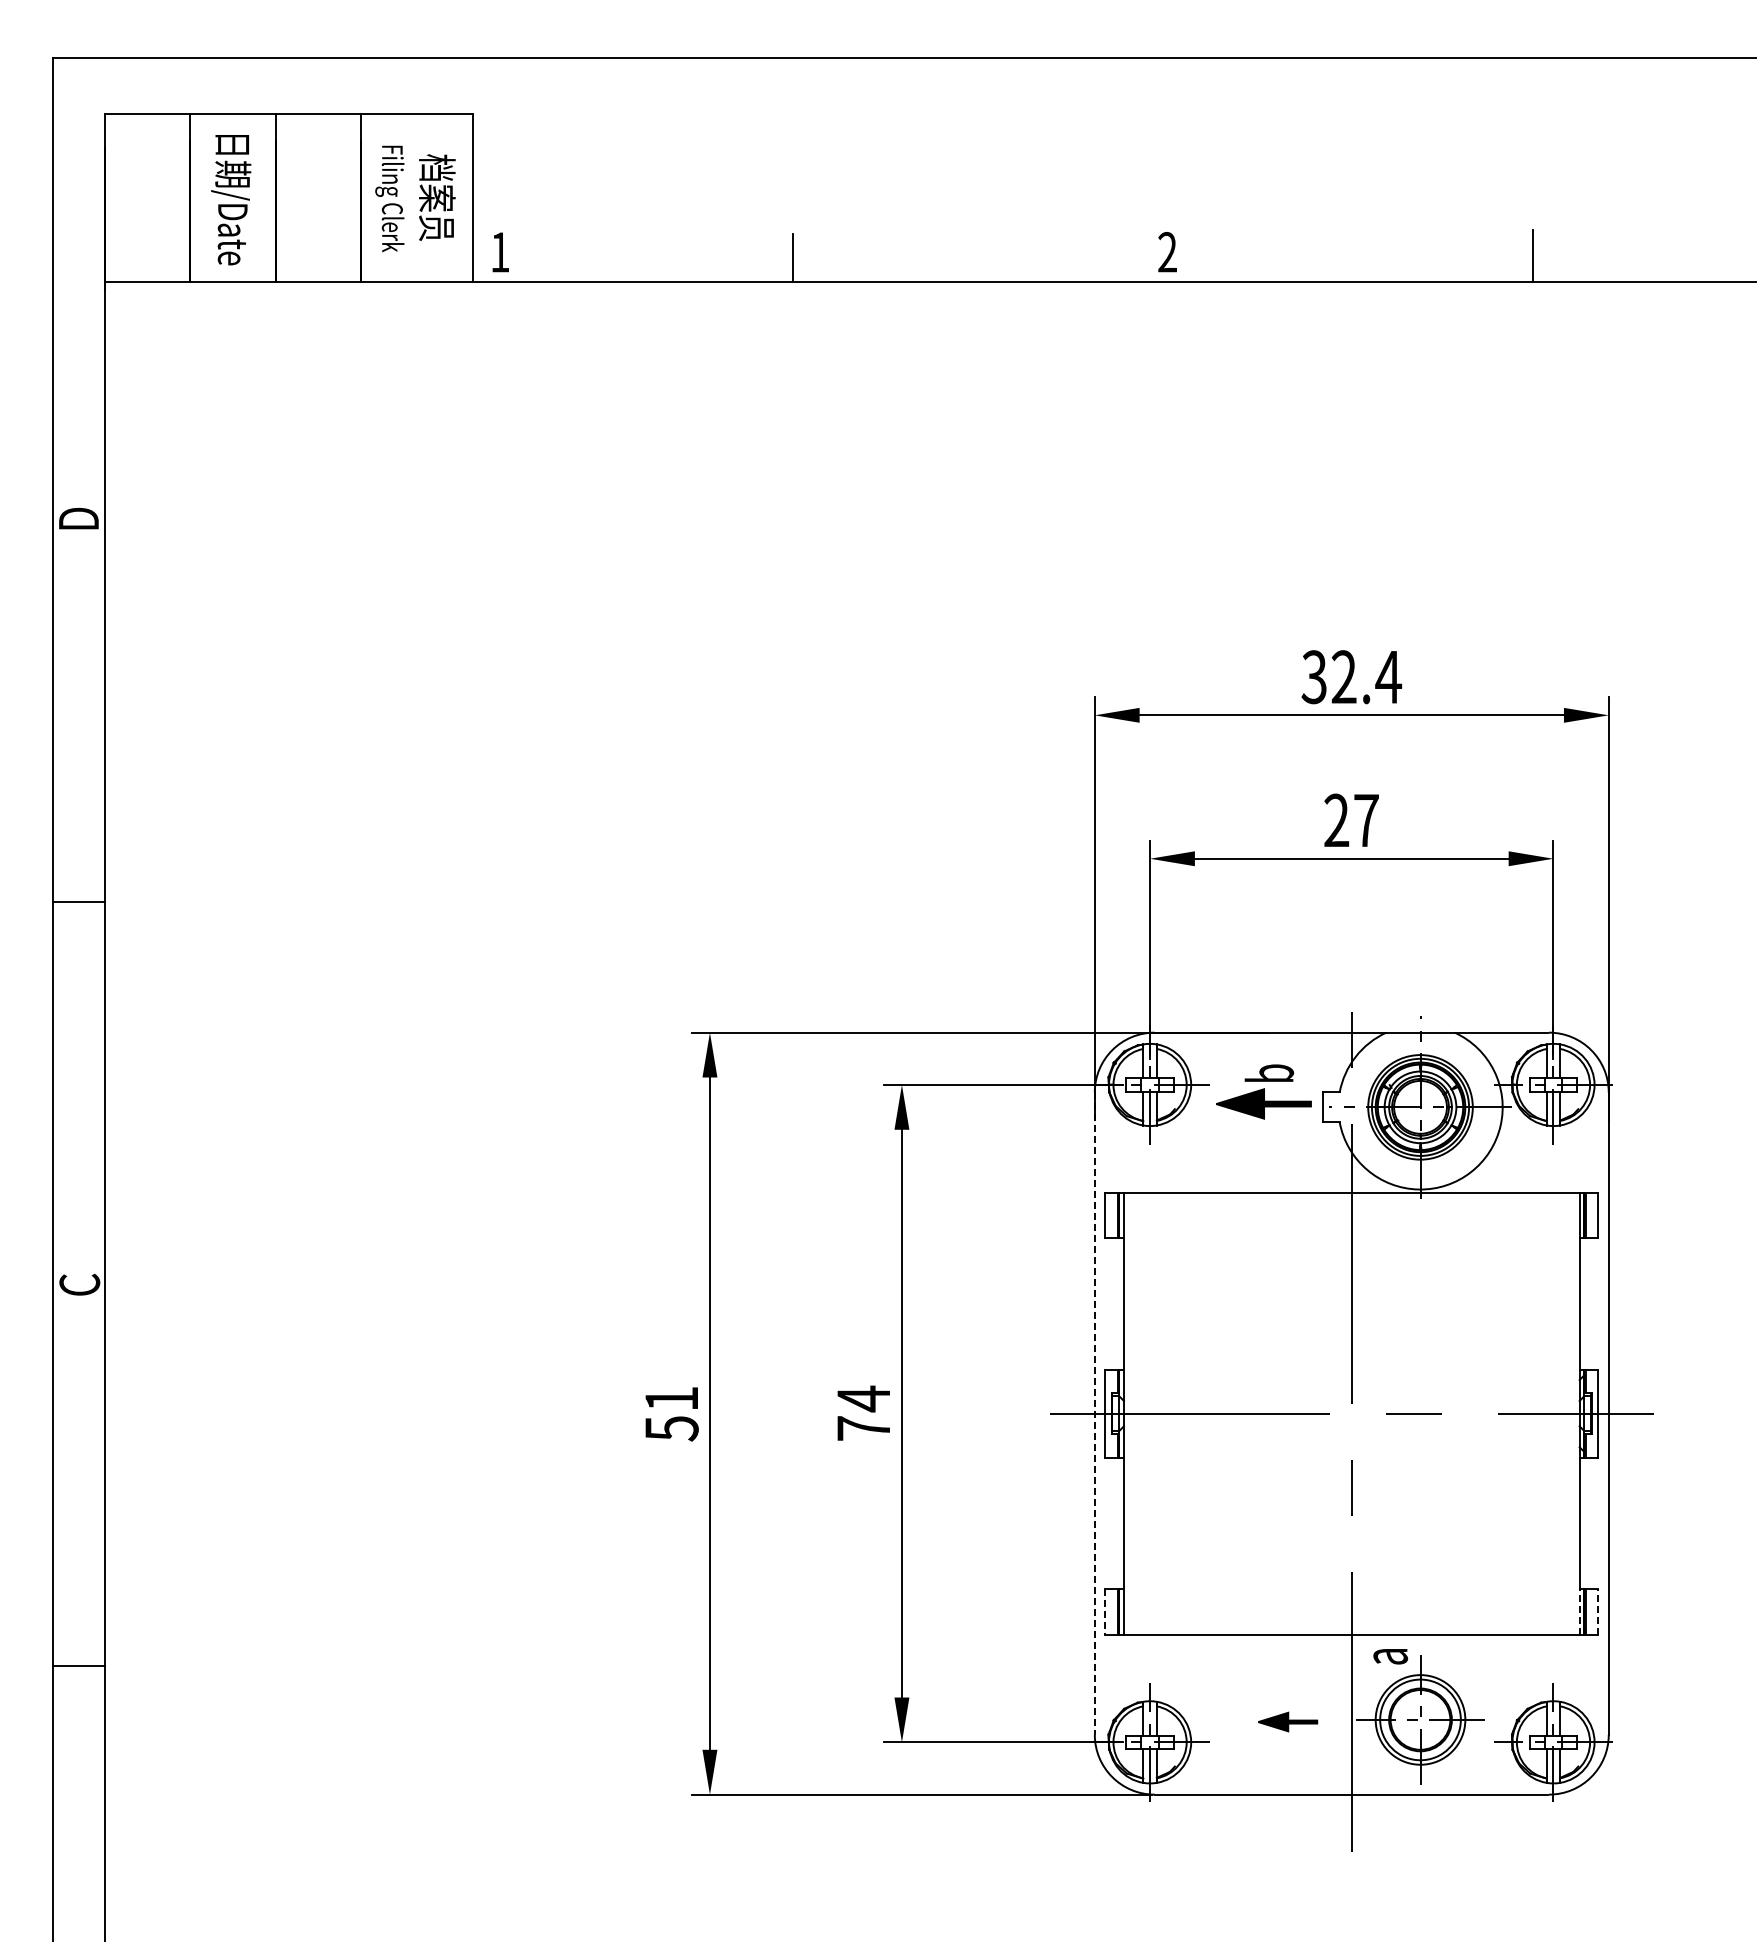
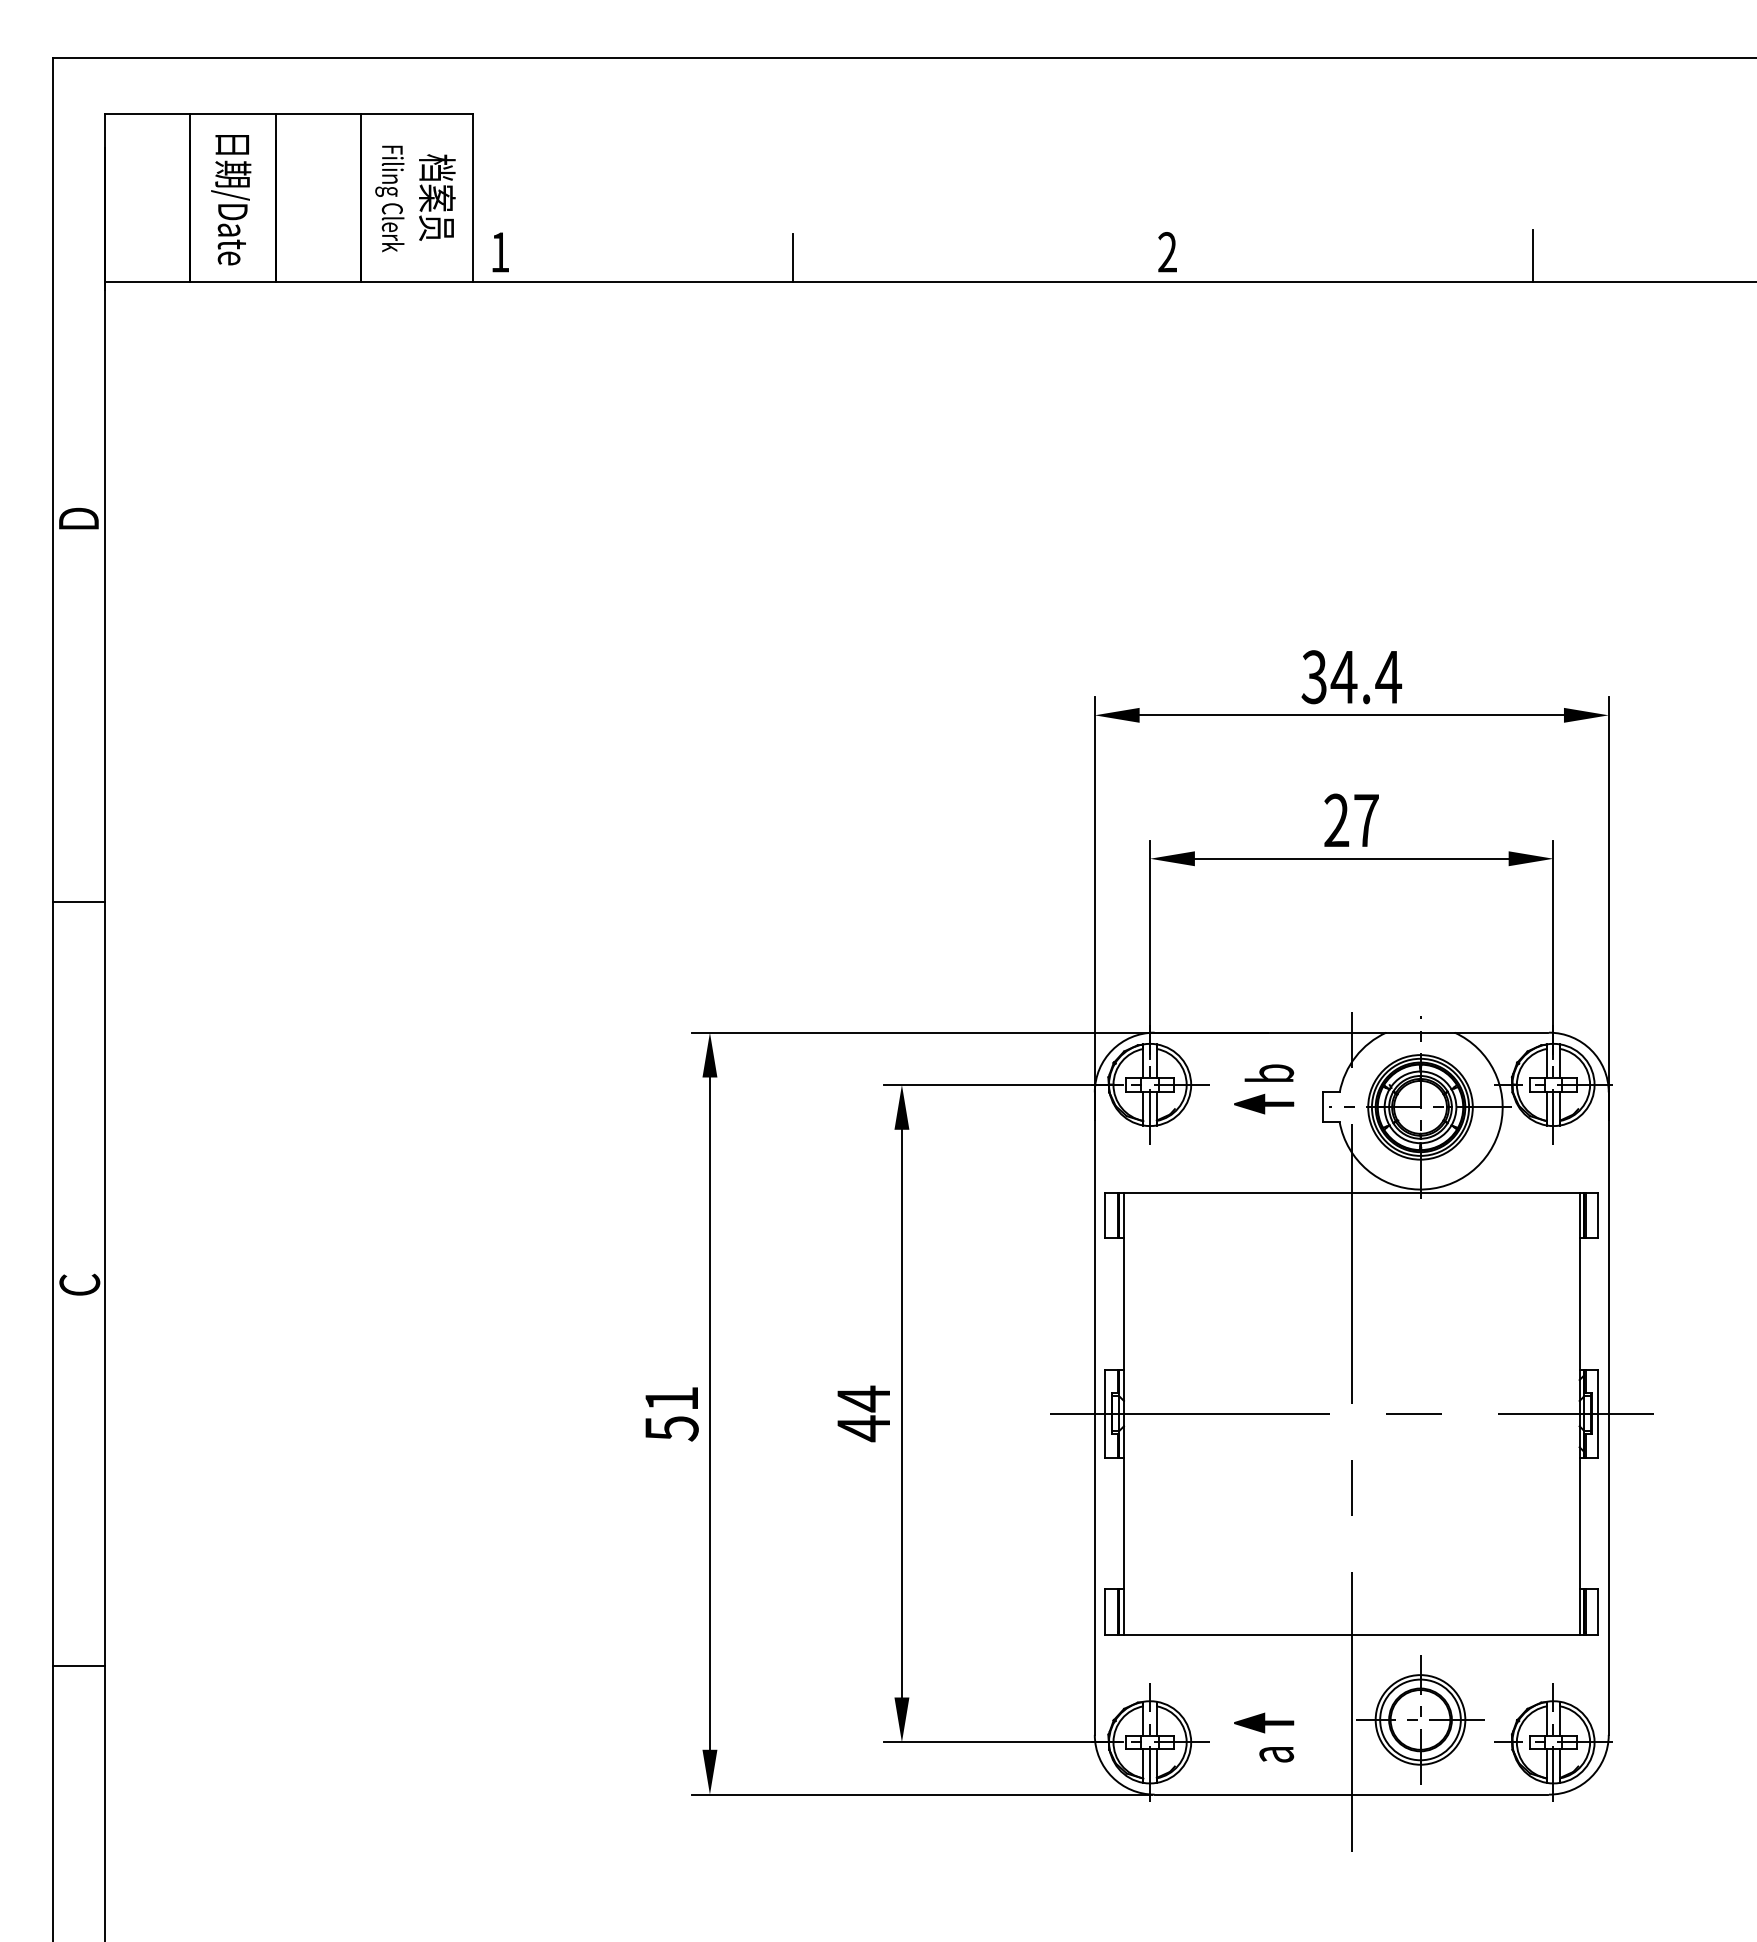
text: 32.4 -> 34.4 (1343, 676)
part size: 96x32 px -> 61x21 px (1264, 1104)
line: dashed -> solid (1094, 1414)
text: 74 -> 44 (863, 1428)
line: dashed -> solid (1105, 1611)
line: dashed -> solid (1579, 1611)
line: dashed -> solid (1598, 1611)
text position: (1390, 1656) -> (1276, 1754) (1276, 1754)
part position: (1288, 1721) -> (1264, 1722) (1264, 1722)
